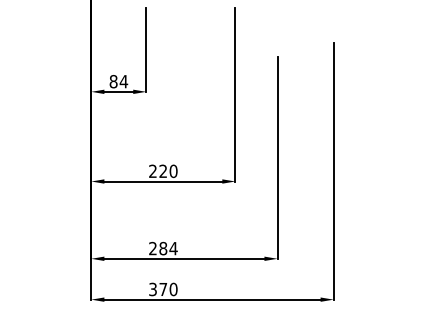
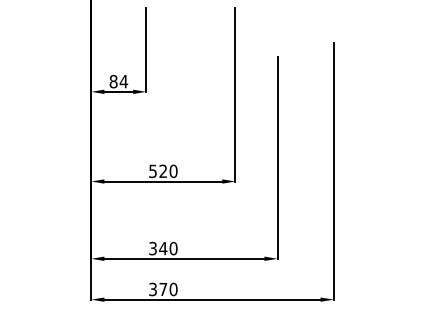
text: 220 -> 520 (152, 171)
text: 284 -> 340 (163, 248)
